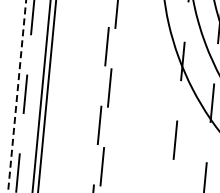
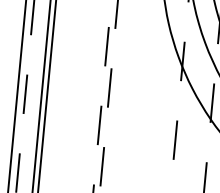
line: dashed -> solid (17, 96)
